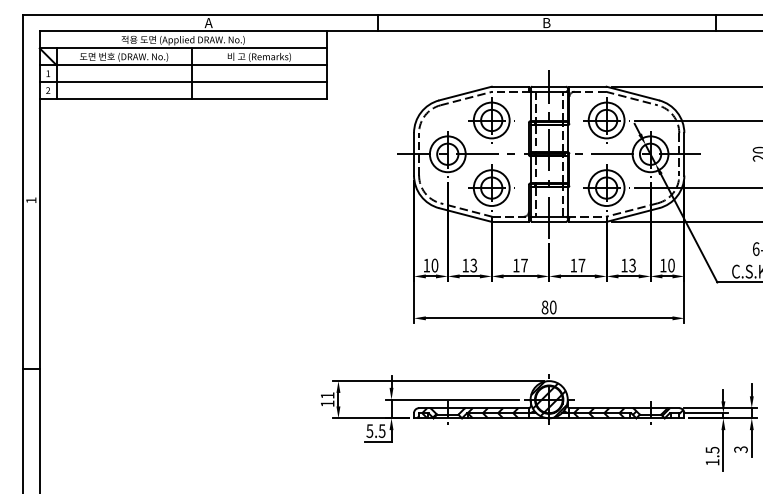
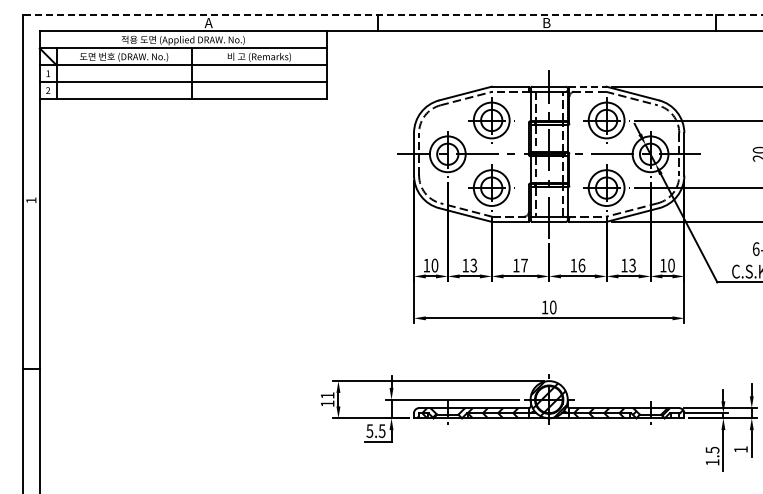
line: solid -> dashed (392, 14)
line: solid -> dashed (588, 86)
text: 17 -> 16 (581, 265)
text: 80 -> 10 (544, 307)
text: 3 -> 1 (740, 449)
